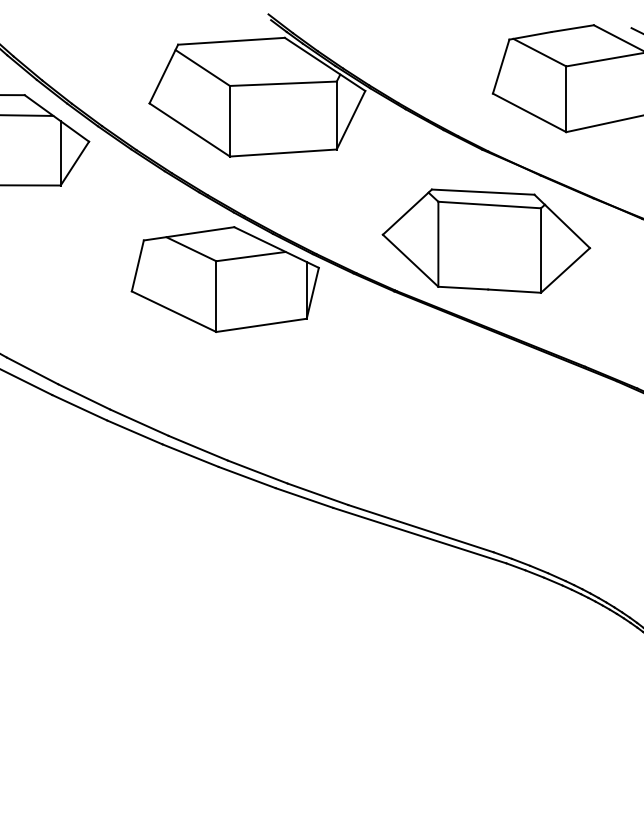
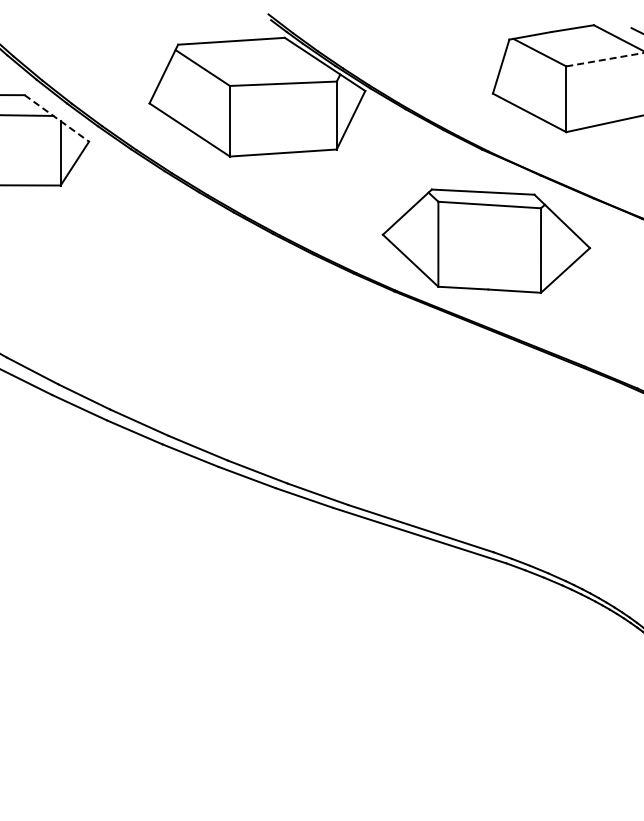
line: solid -> dashed (605, 59)
line: solid -> dashed (56, 118)
part: present -> none (224, 279)
